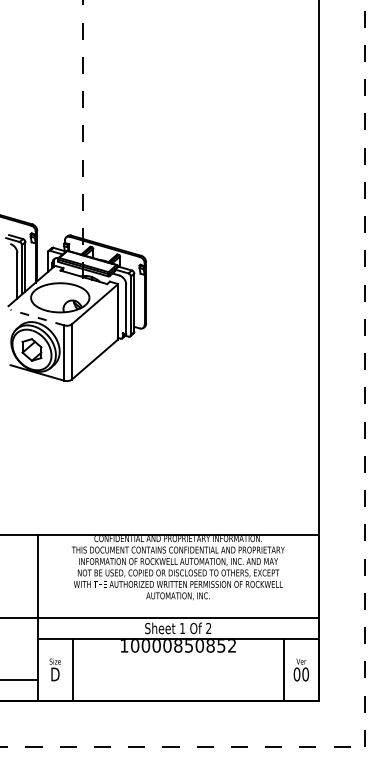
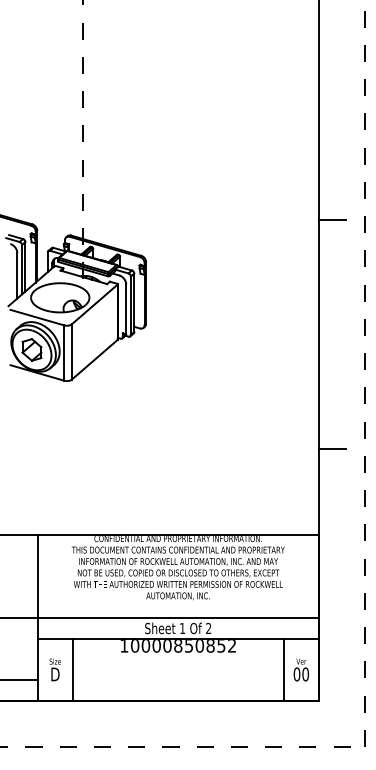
line: none -> present (332, 220)
line: dashed -> solid (37, 317)
line: none -> present (332, 449)
